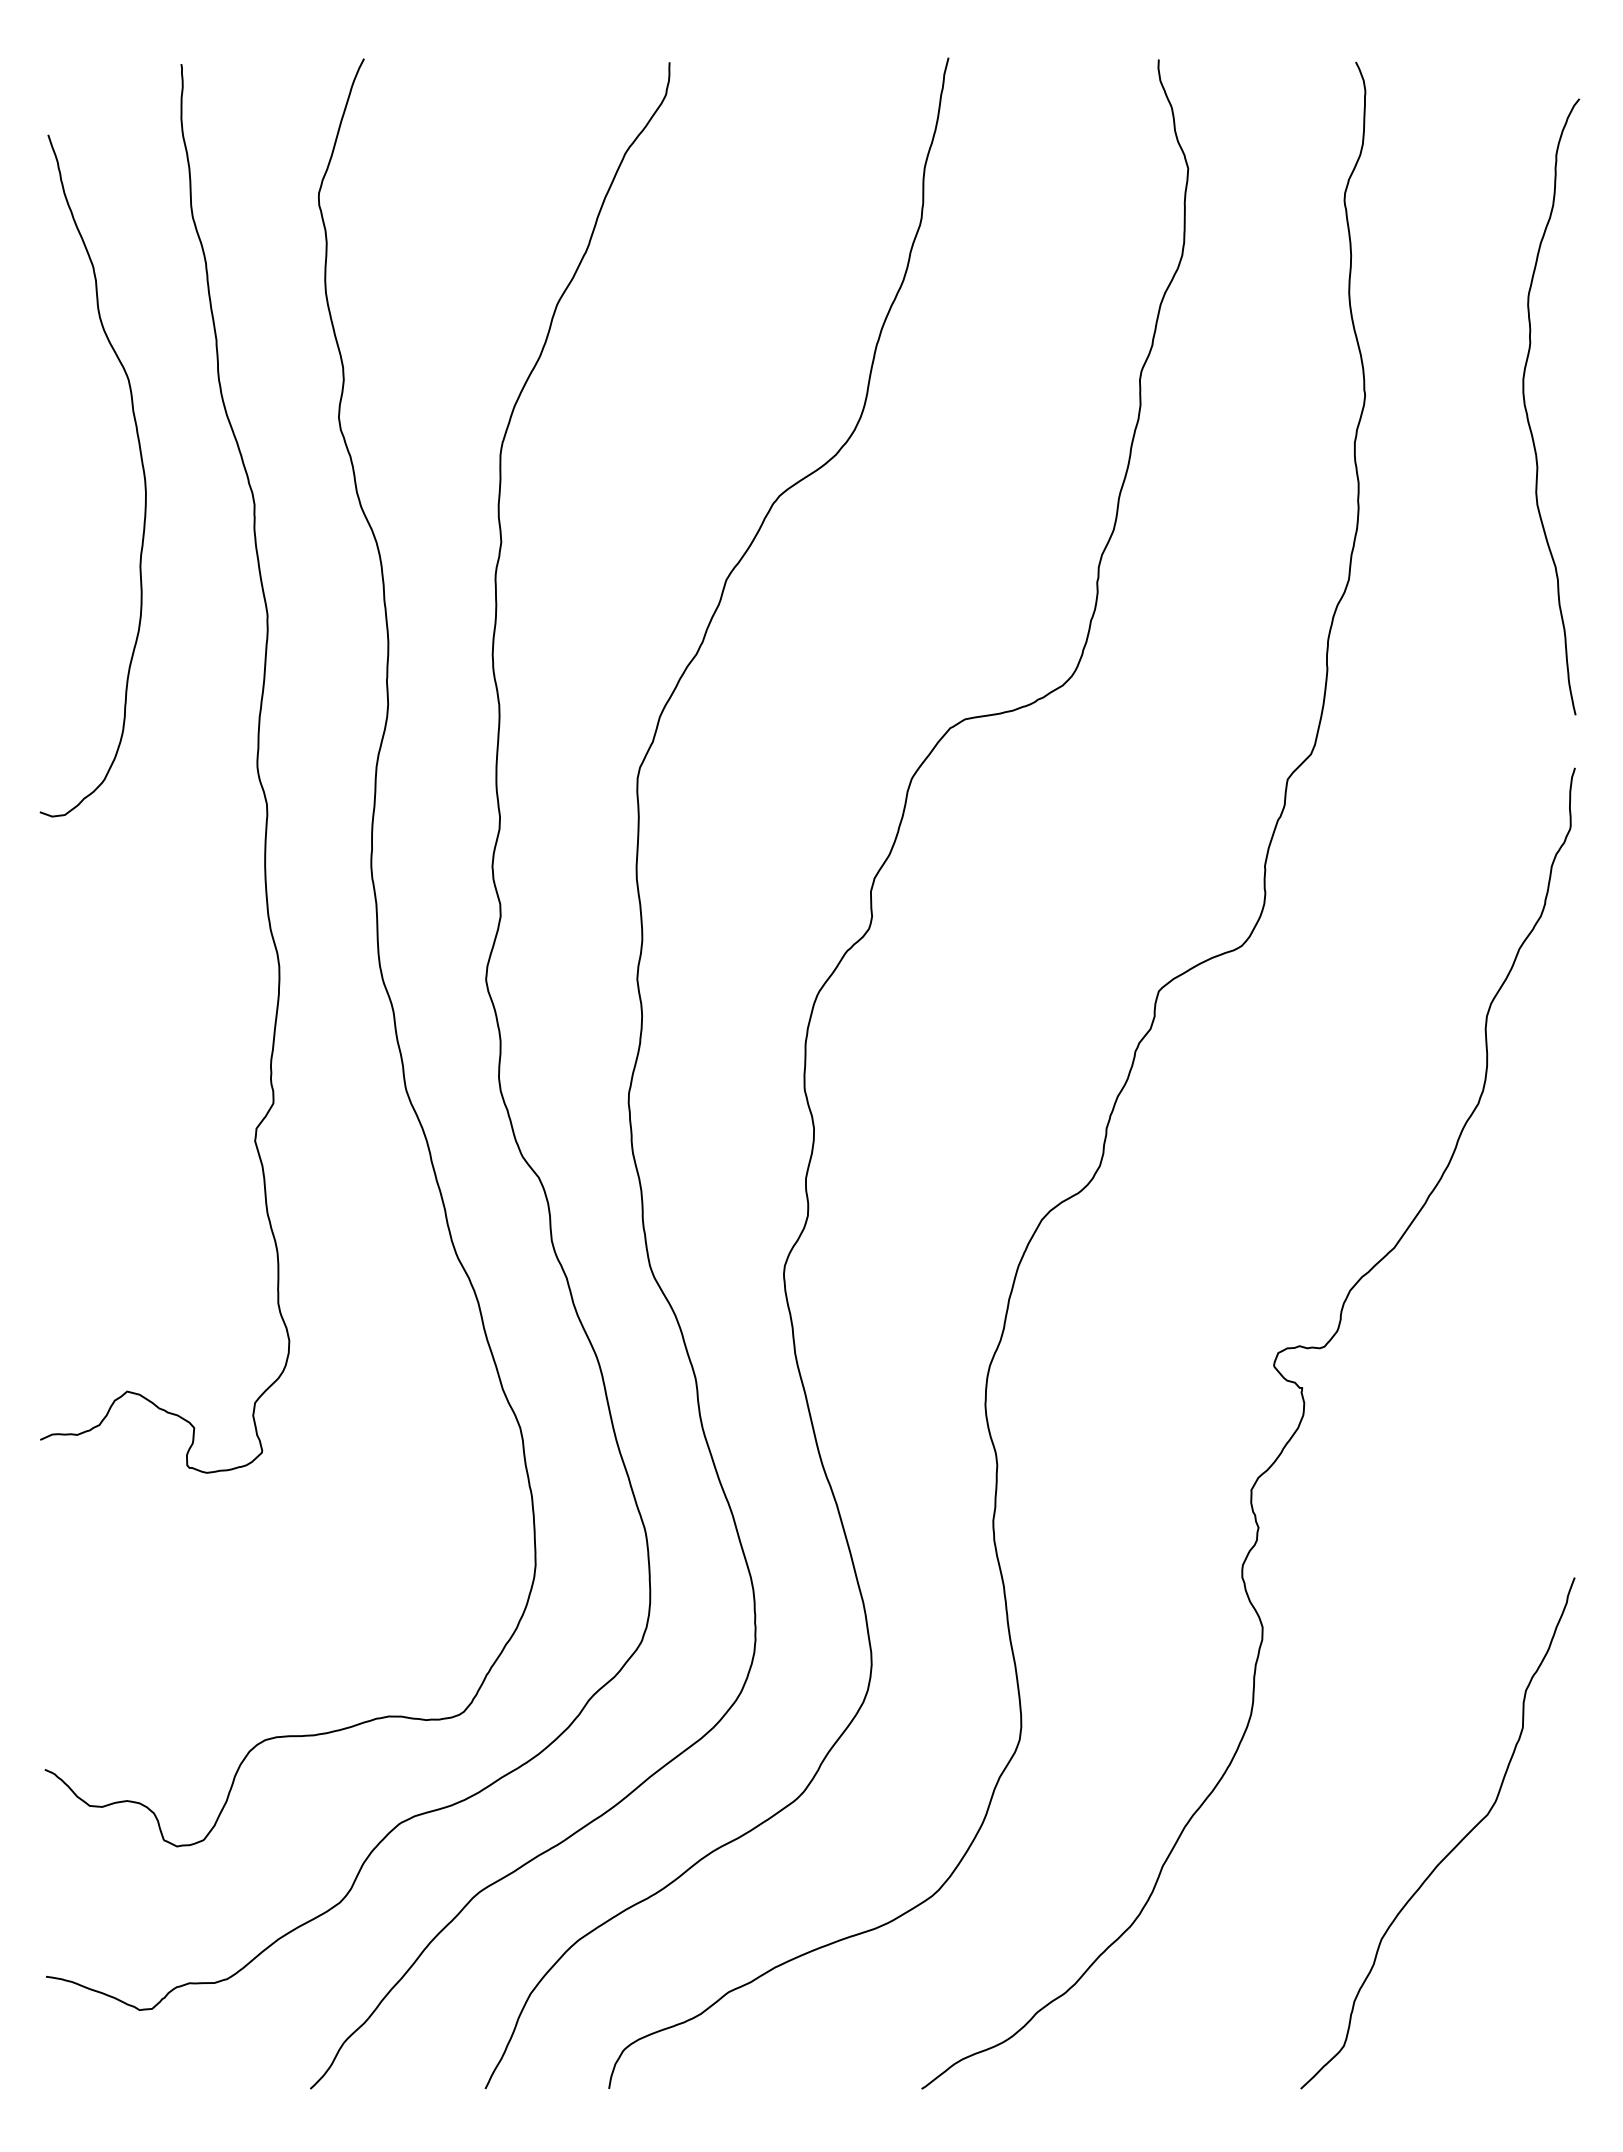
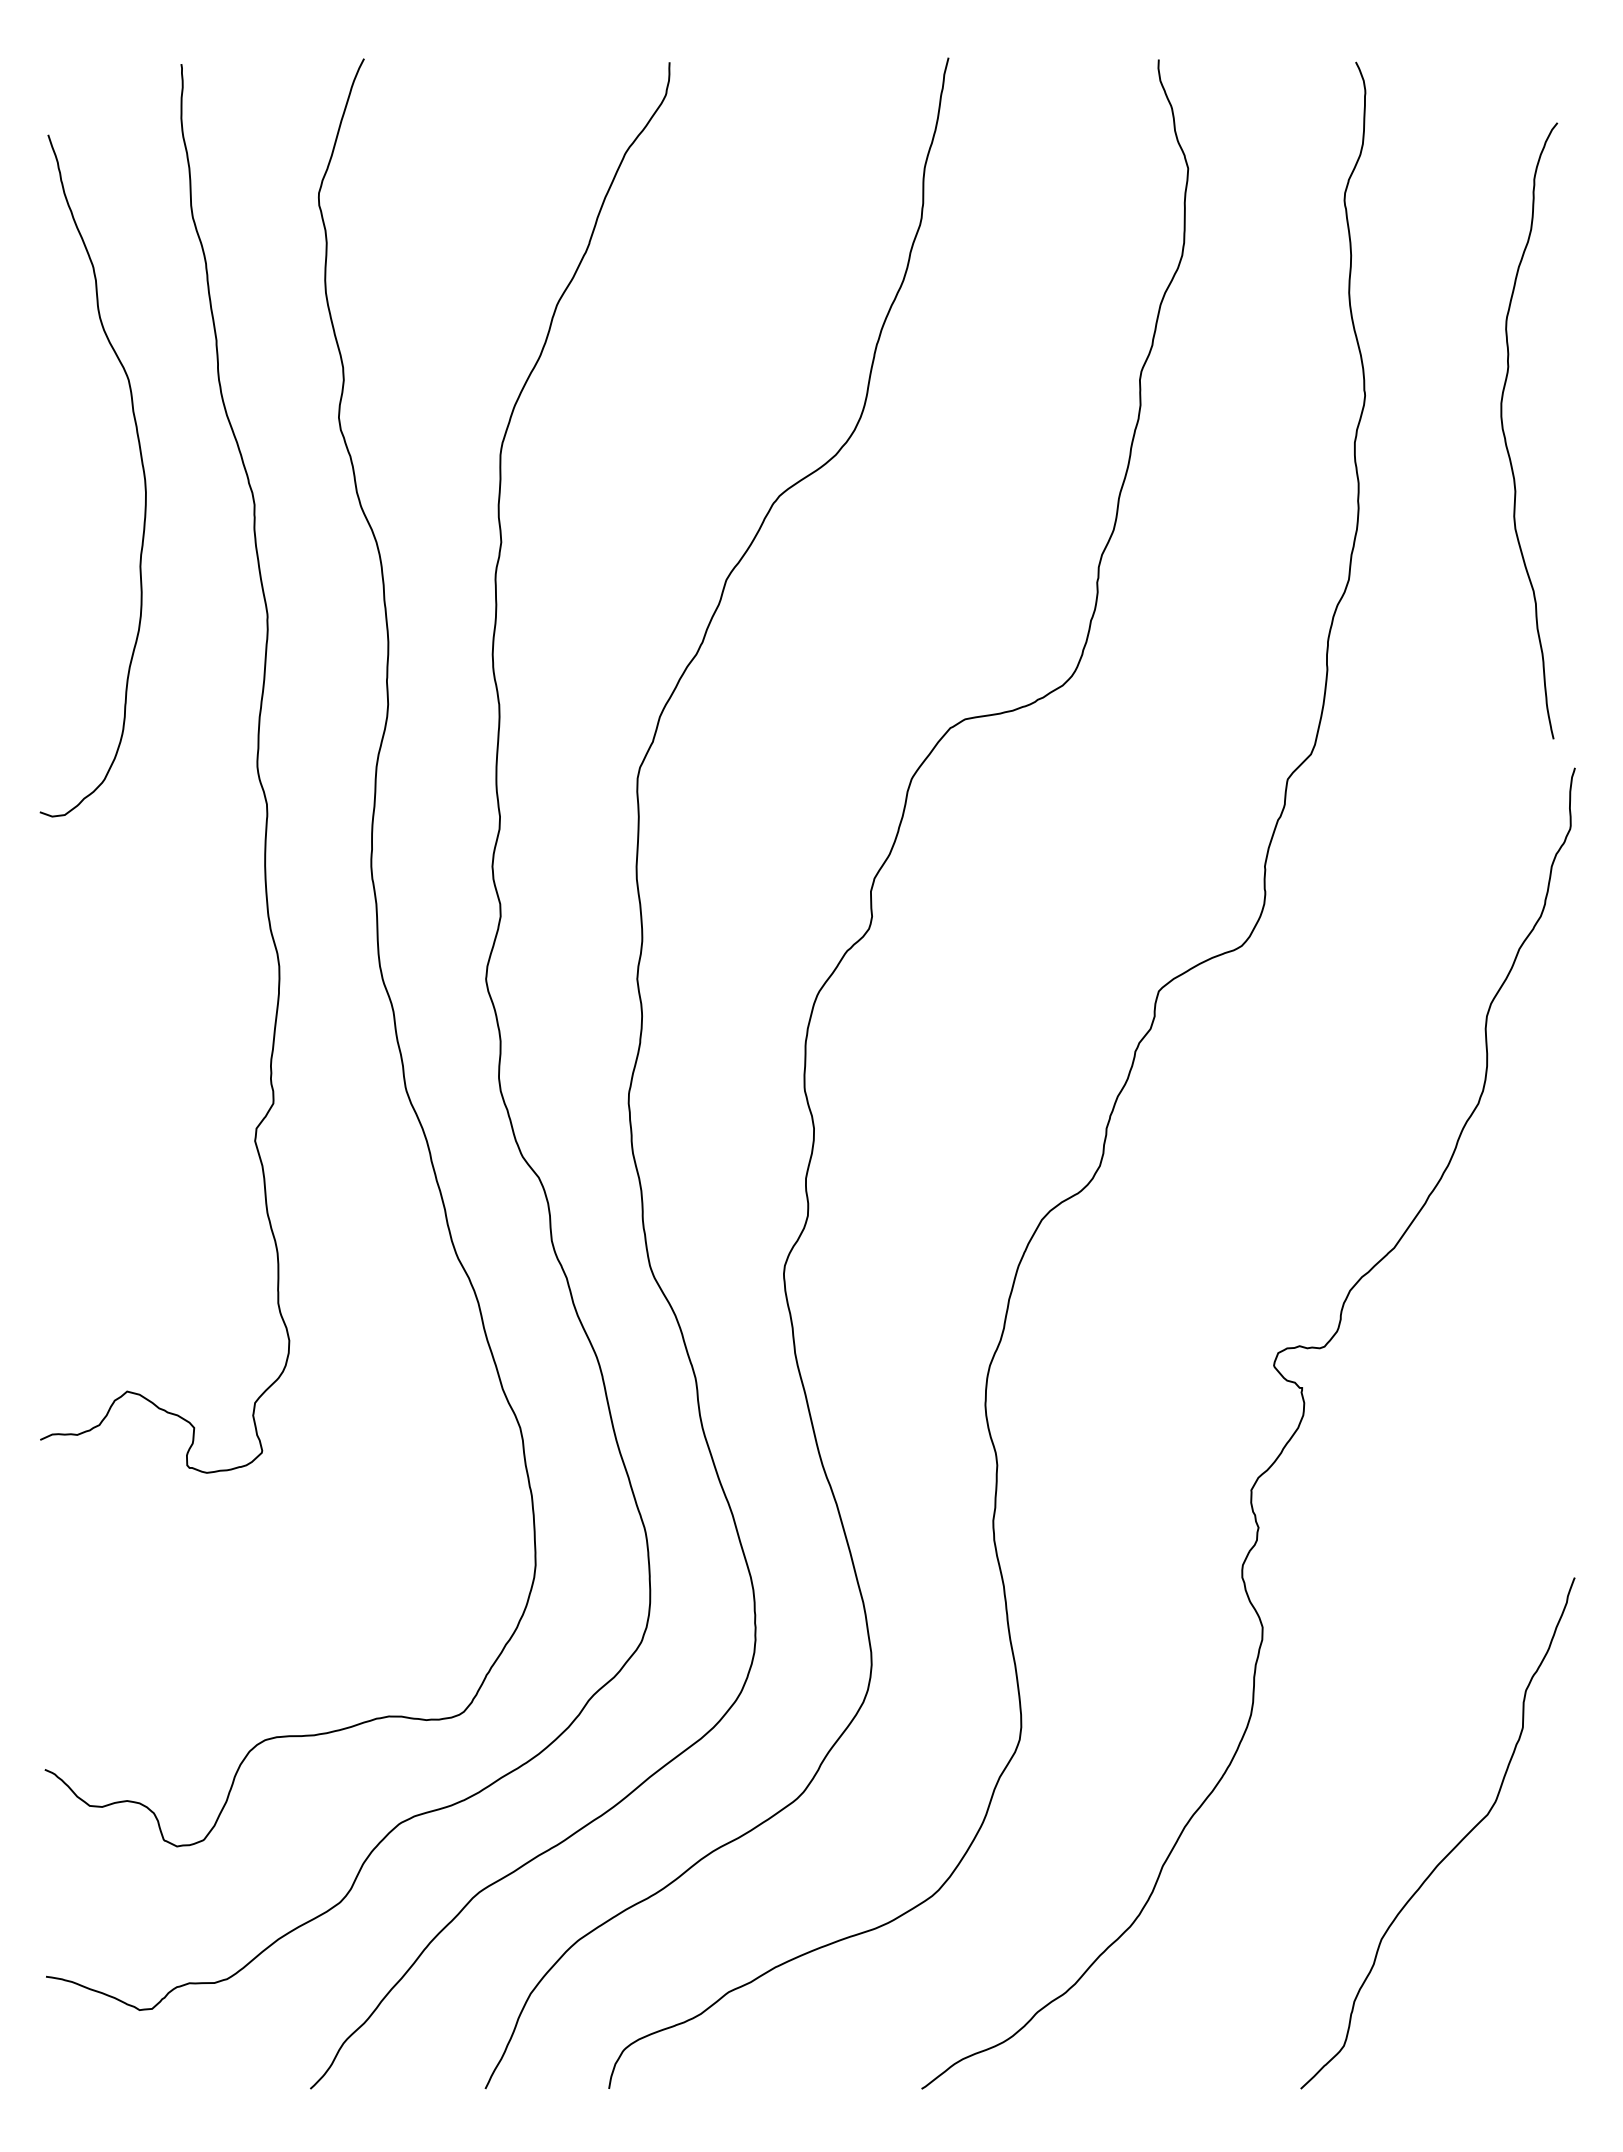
curve position: (1527, 411) -> (1505, 435) (1505, 435)
